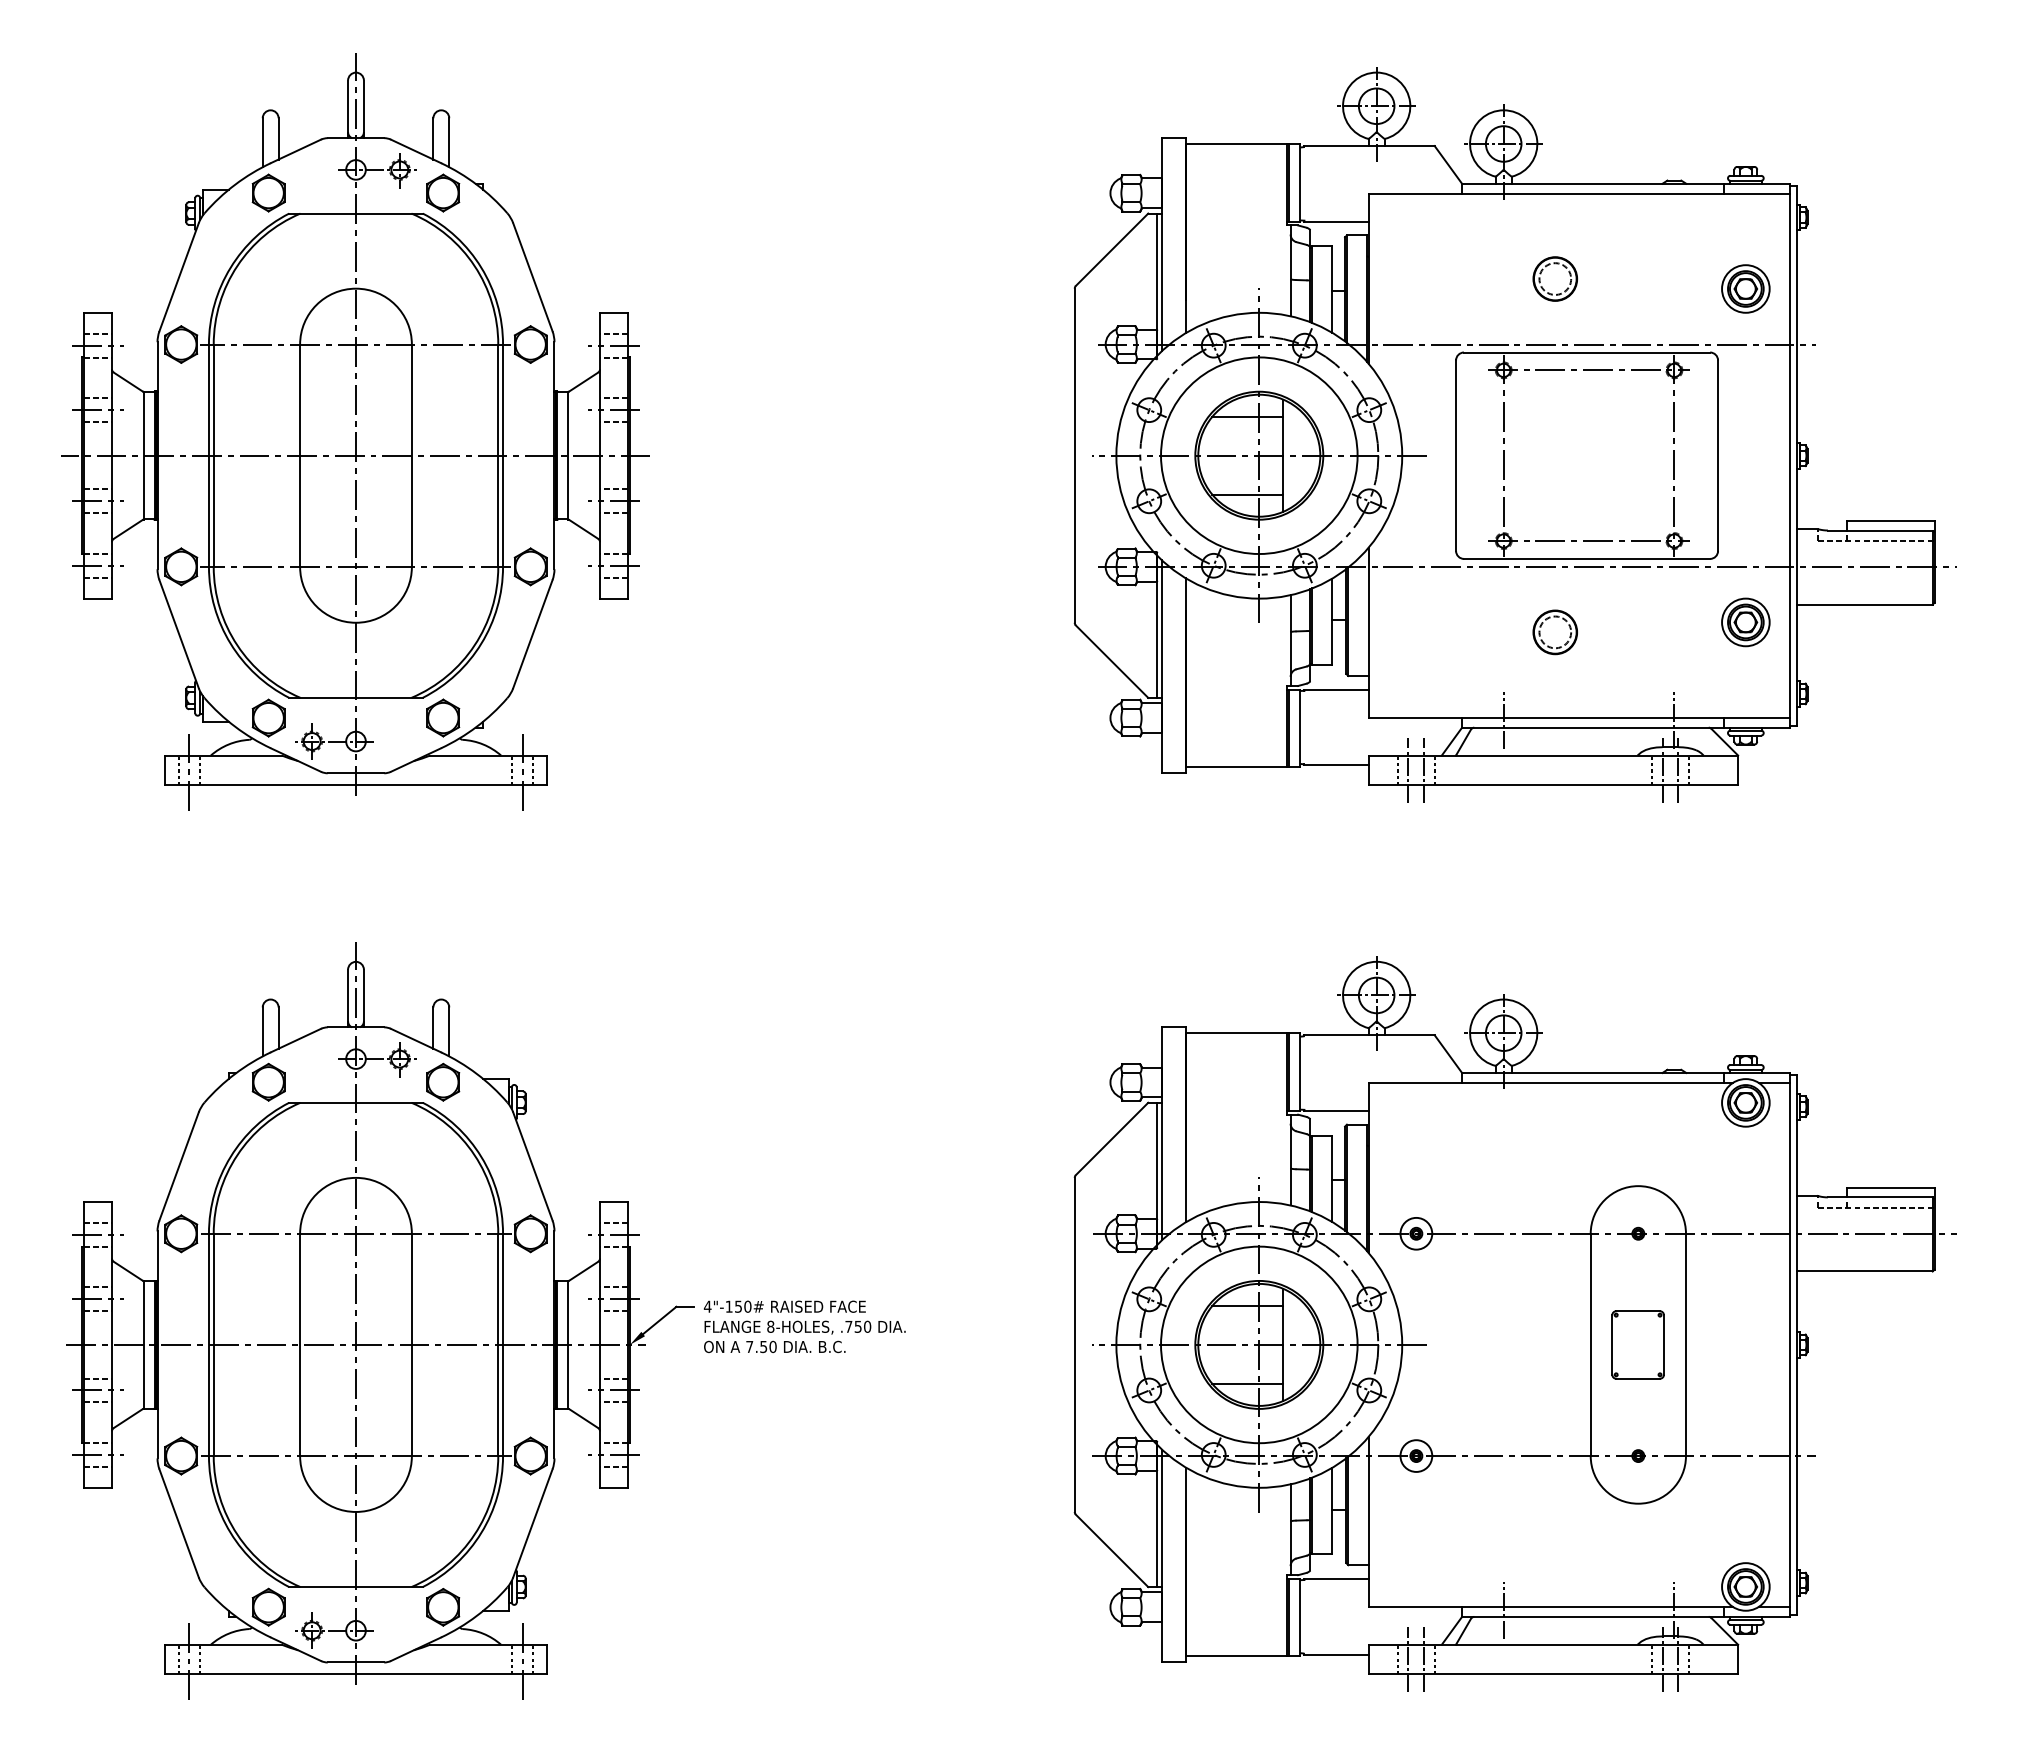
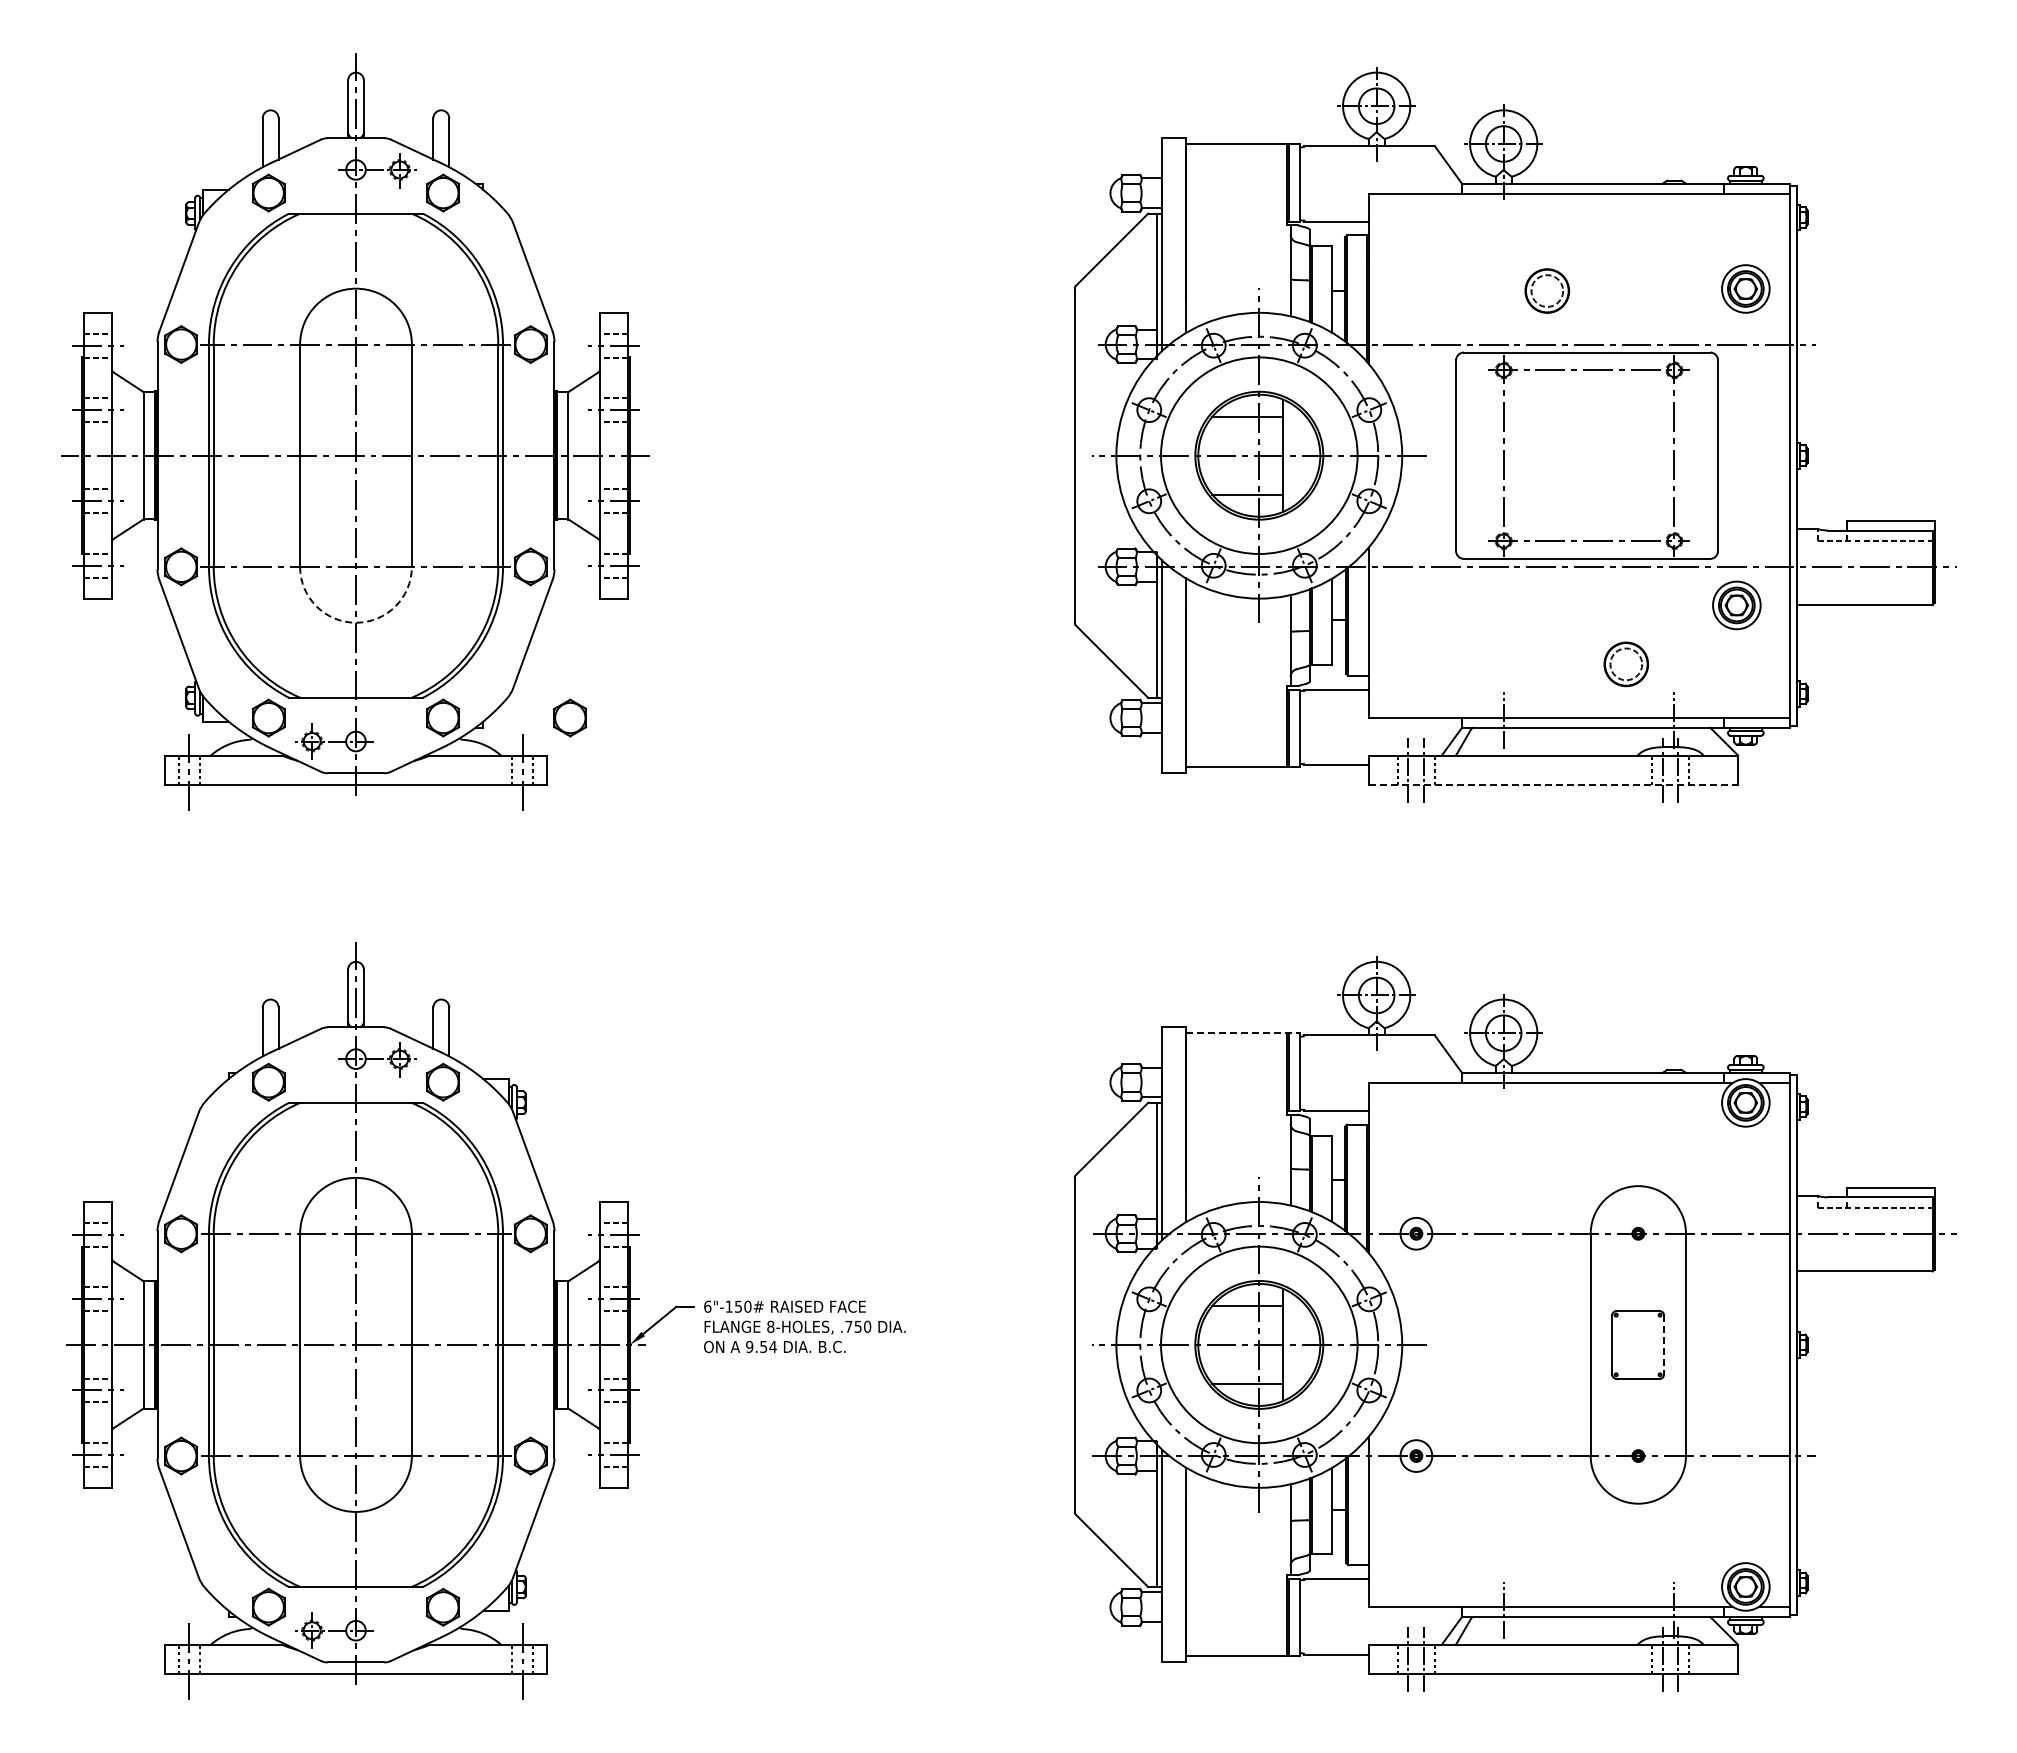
part position: (1554, 278) -> (1546, 290) (1546, 290)
arc: solid -> dashed (356, 622)
part position: (1745, 622) -> (1736, 605) (1736, 605)
part position: (1554, 632) -> (1625, 664) (1625, 664)
part: none -> present (570, 717)
line: solid -> dashed (1553, 785)
line: solid -> dashed (1243, 1033)
text: 4"-150# -> 6"-150# (707, 1306)
line: solid -> dashed (1664, 1344)
text: 7.50 -> 9.54 (761, 1346)
